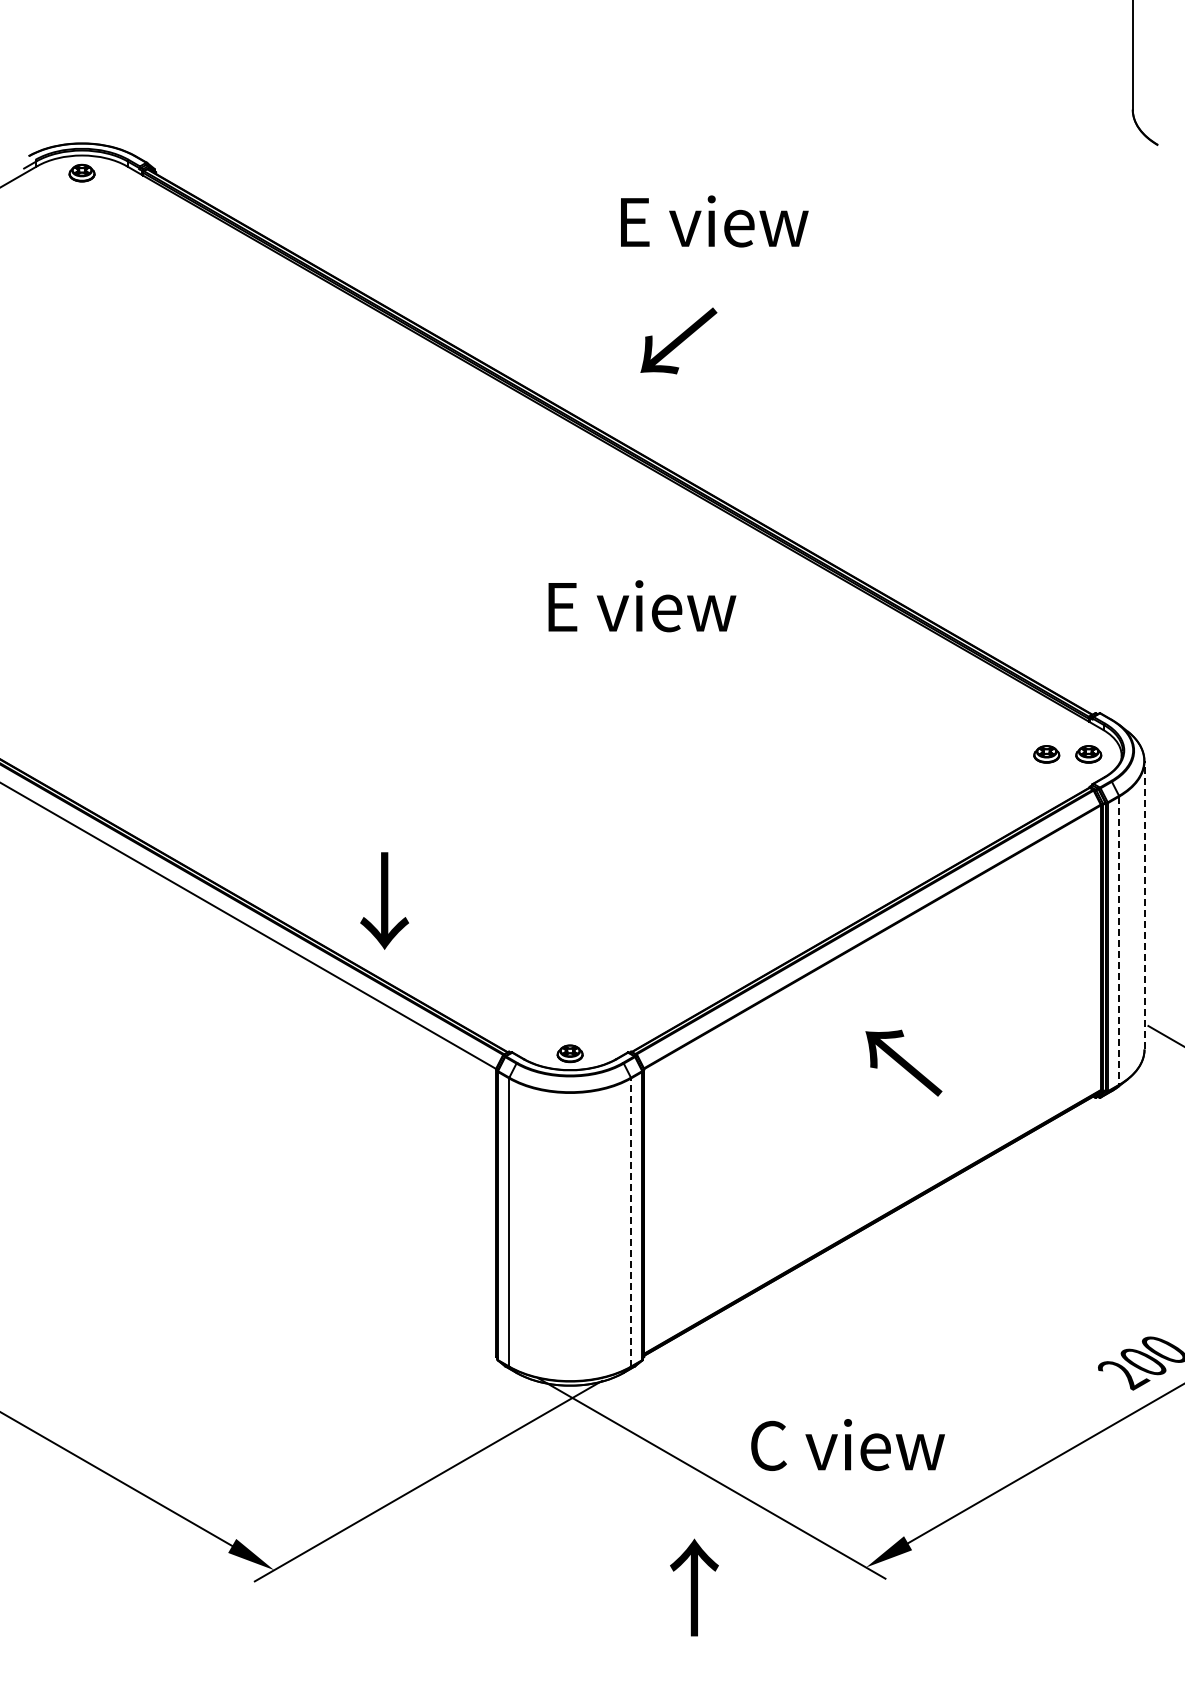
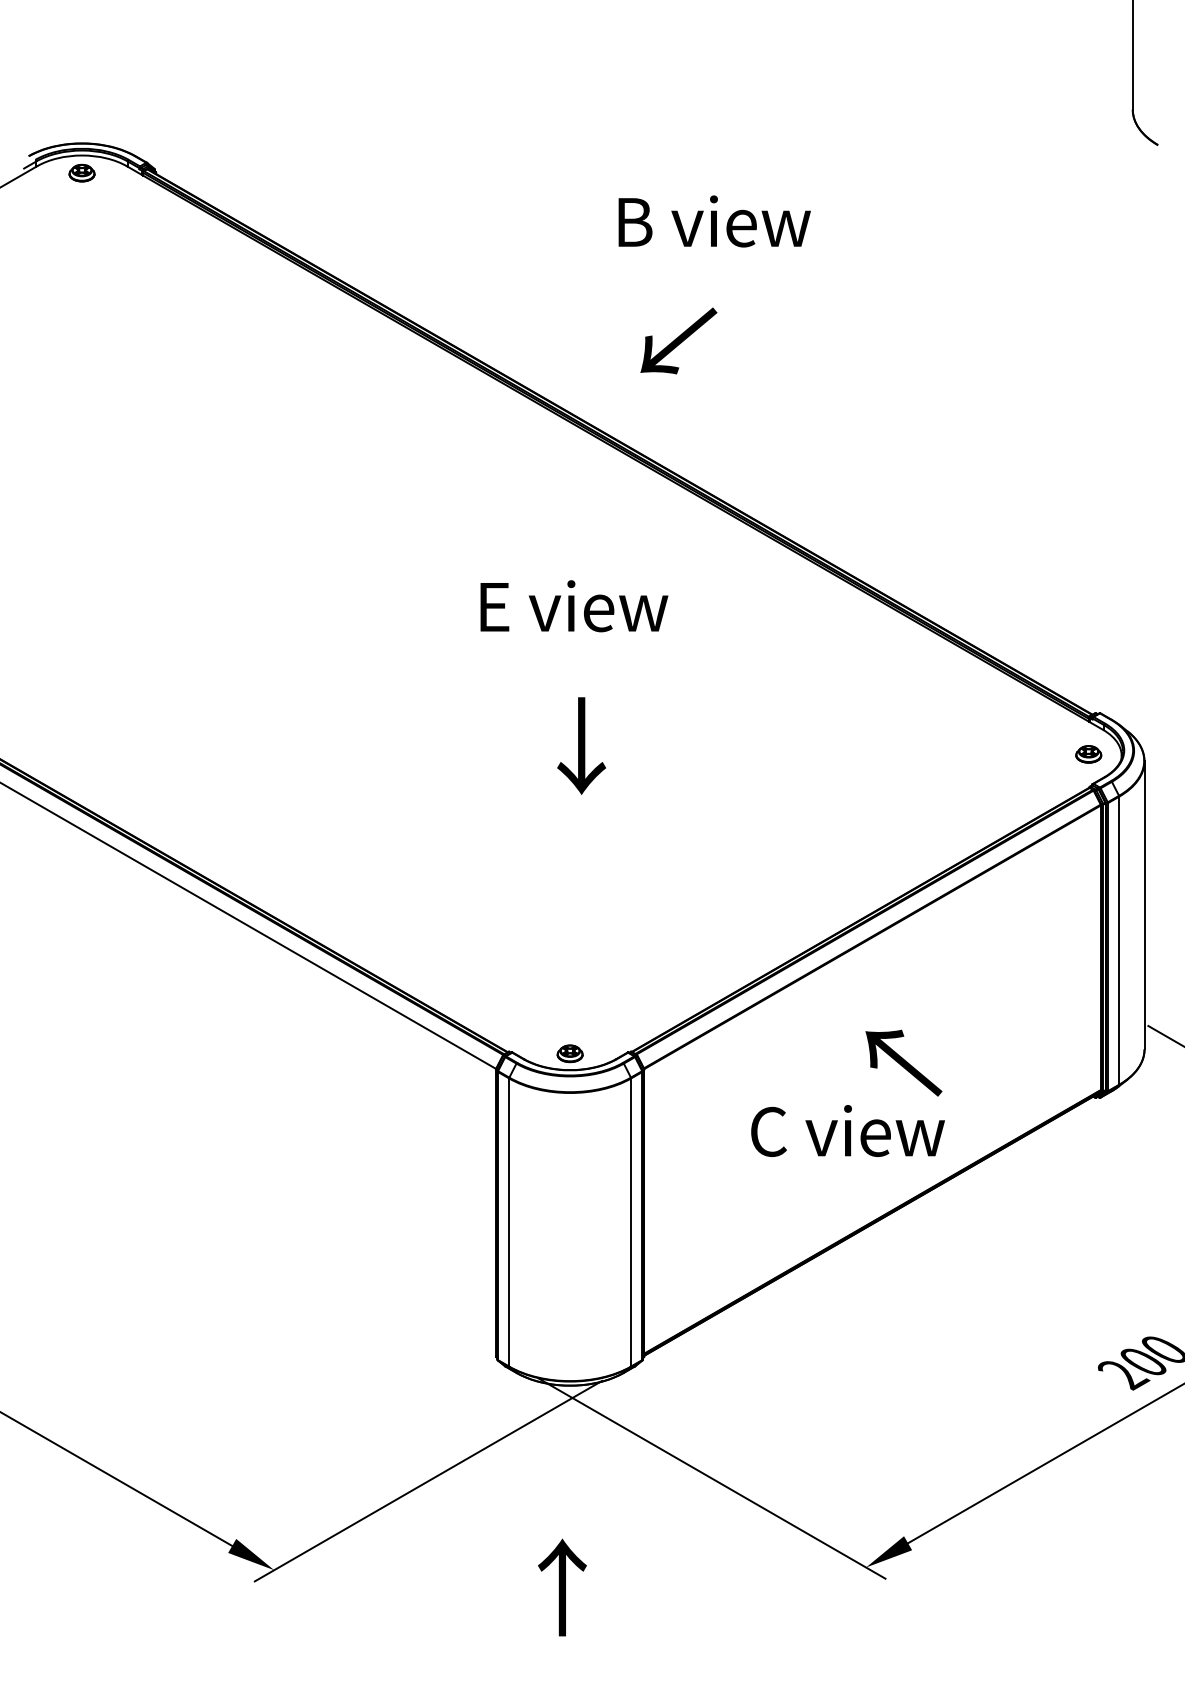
text: E view -> B view (714, 221)
text position: (642, 606) -> (574, 606) (574, 606)
part: present -> none (1046, 754)
text position: (384, 900) -> (581, 745) (581, 745)
line: dashed -> solid (1144, 904)
line: dashed -> solid (1119, 941)
line: dashed -> solid (631, 1221)
text position: (847, 1444) -> (847, 1130) (847, 1130)
text position: (694, 1587) -> (562, 1587) (562, 1587)
